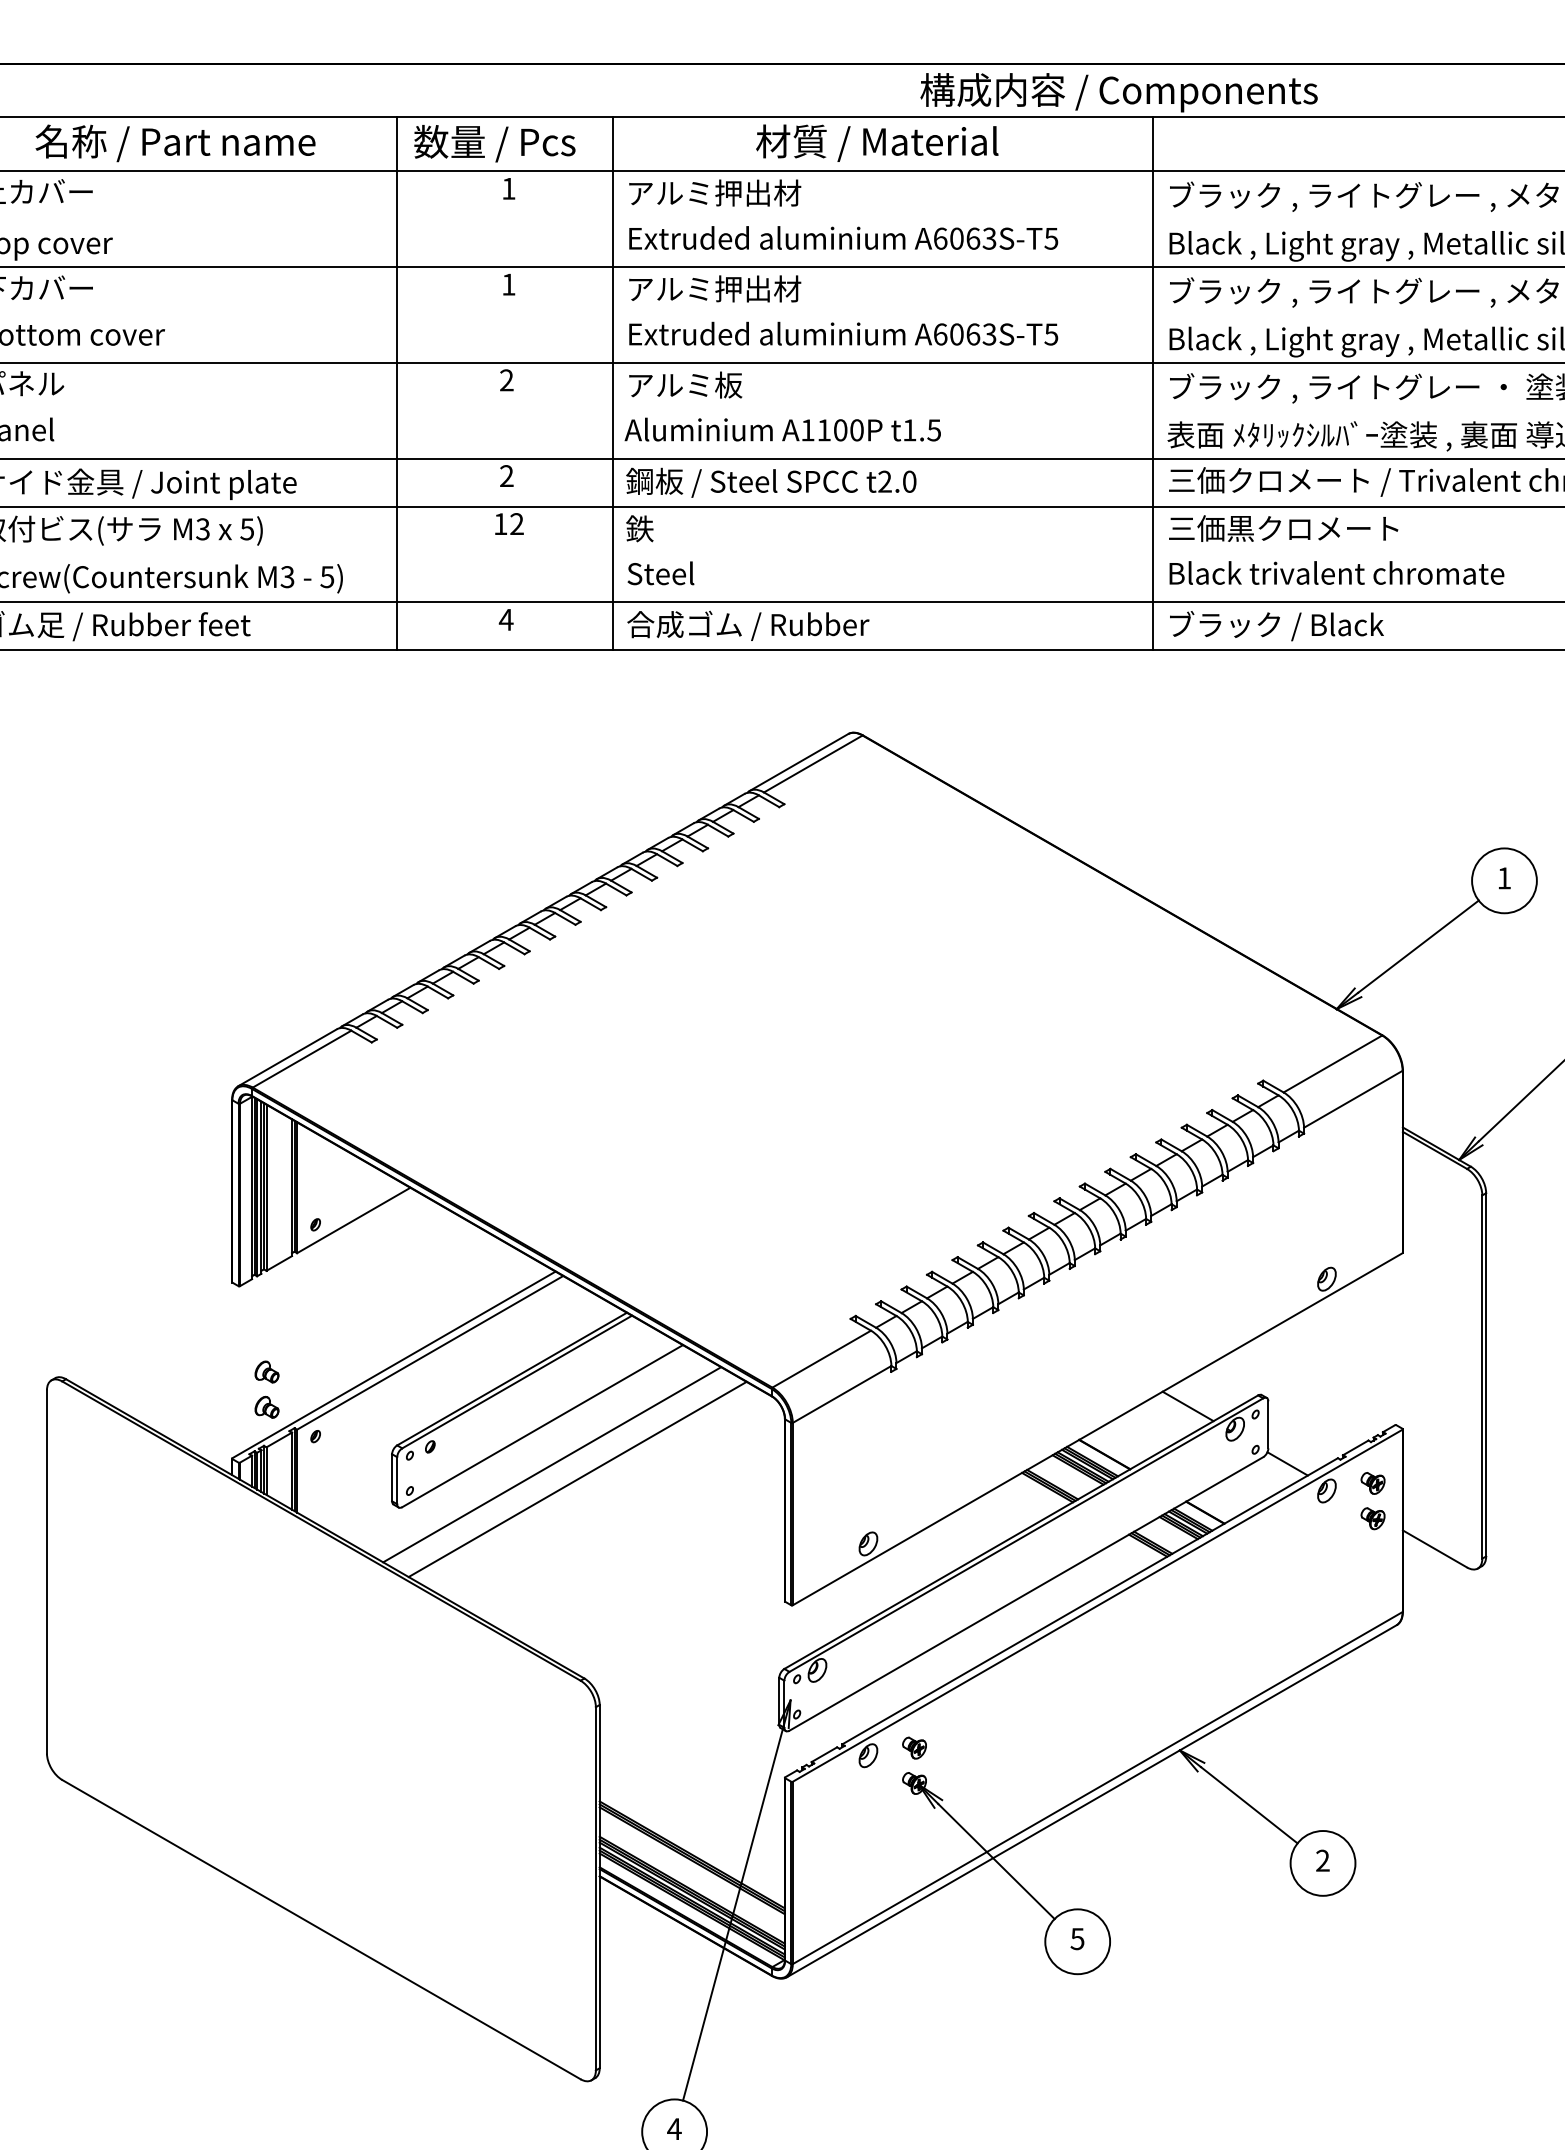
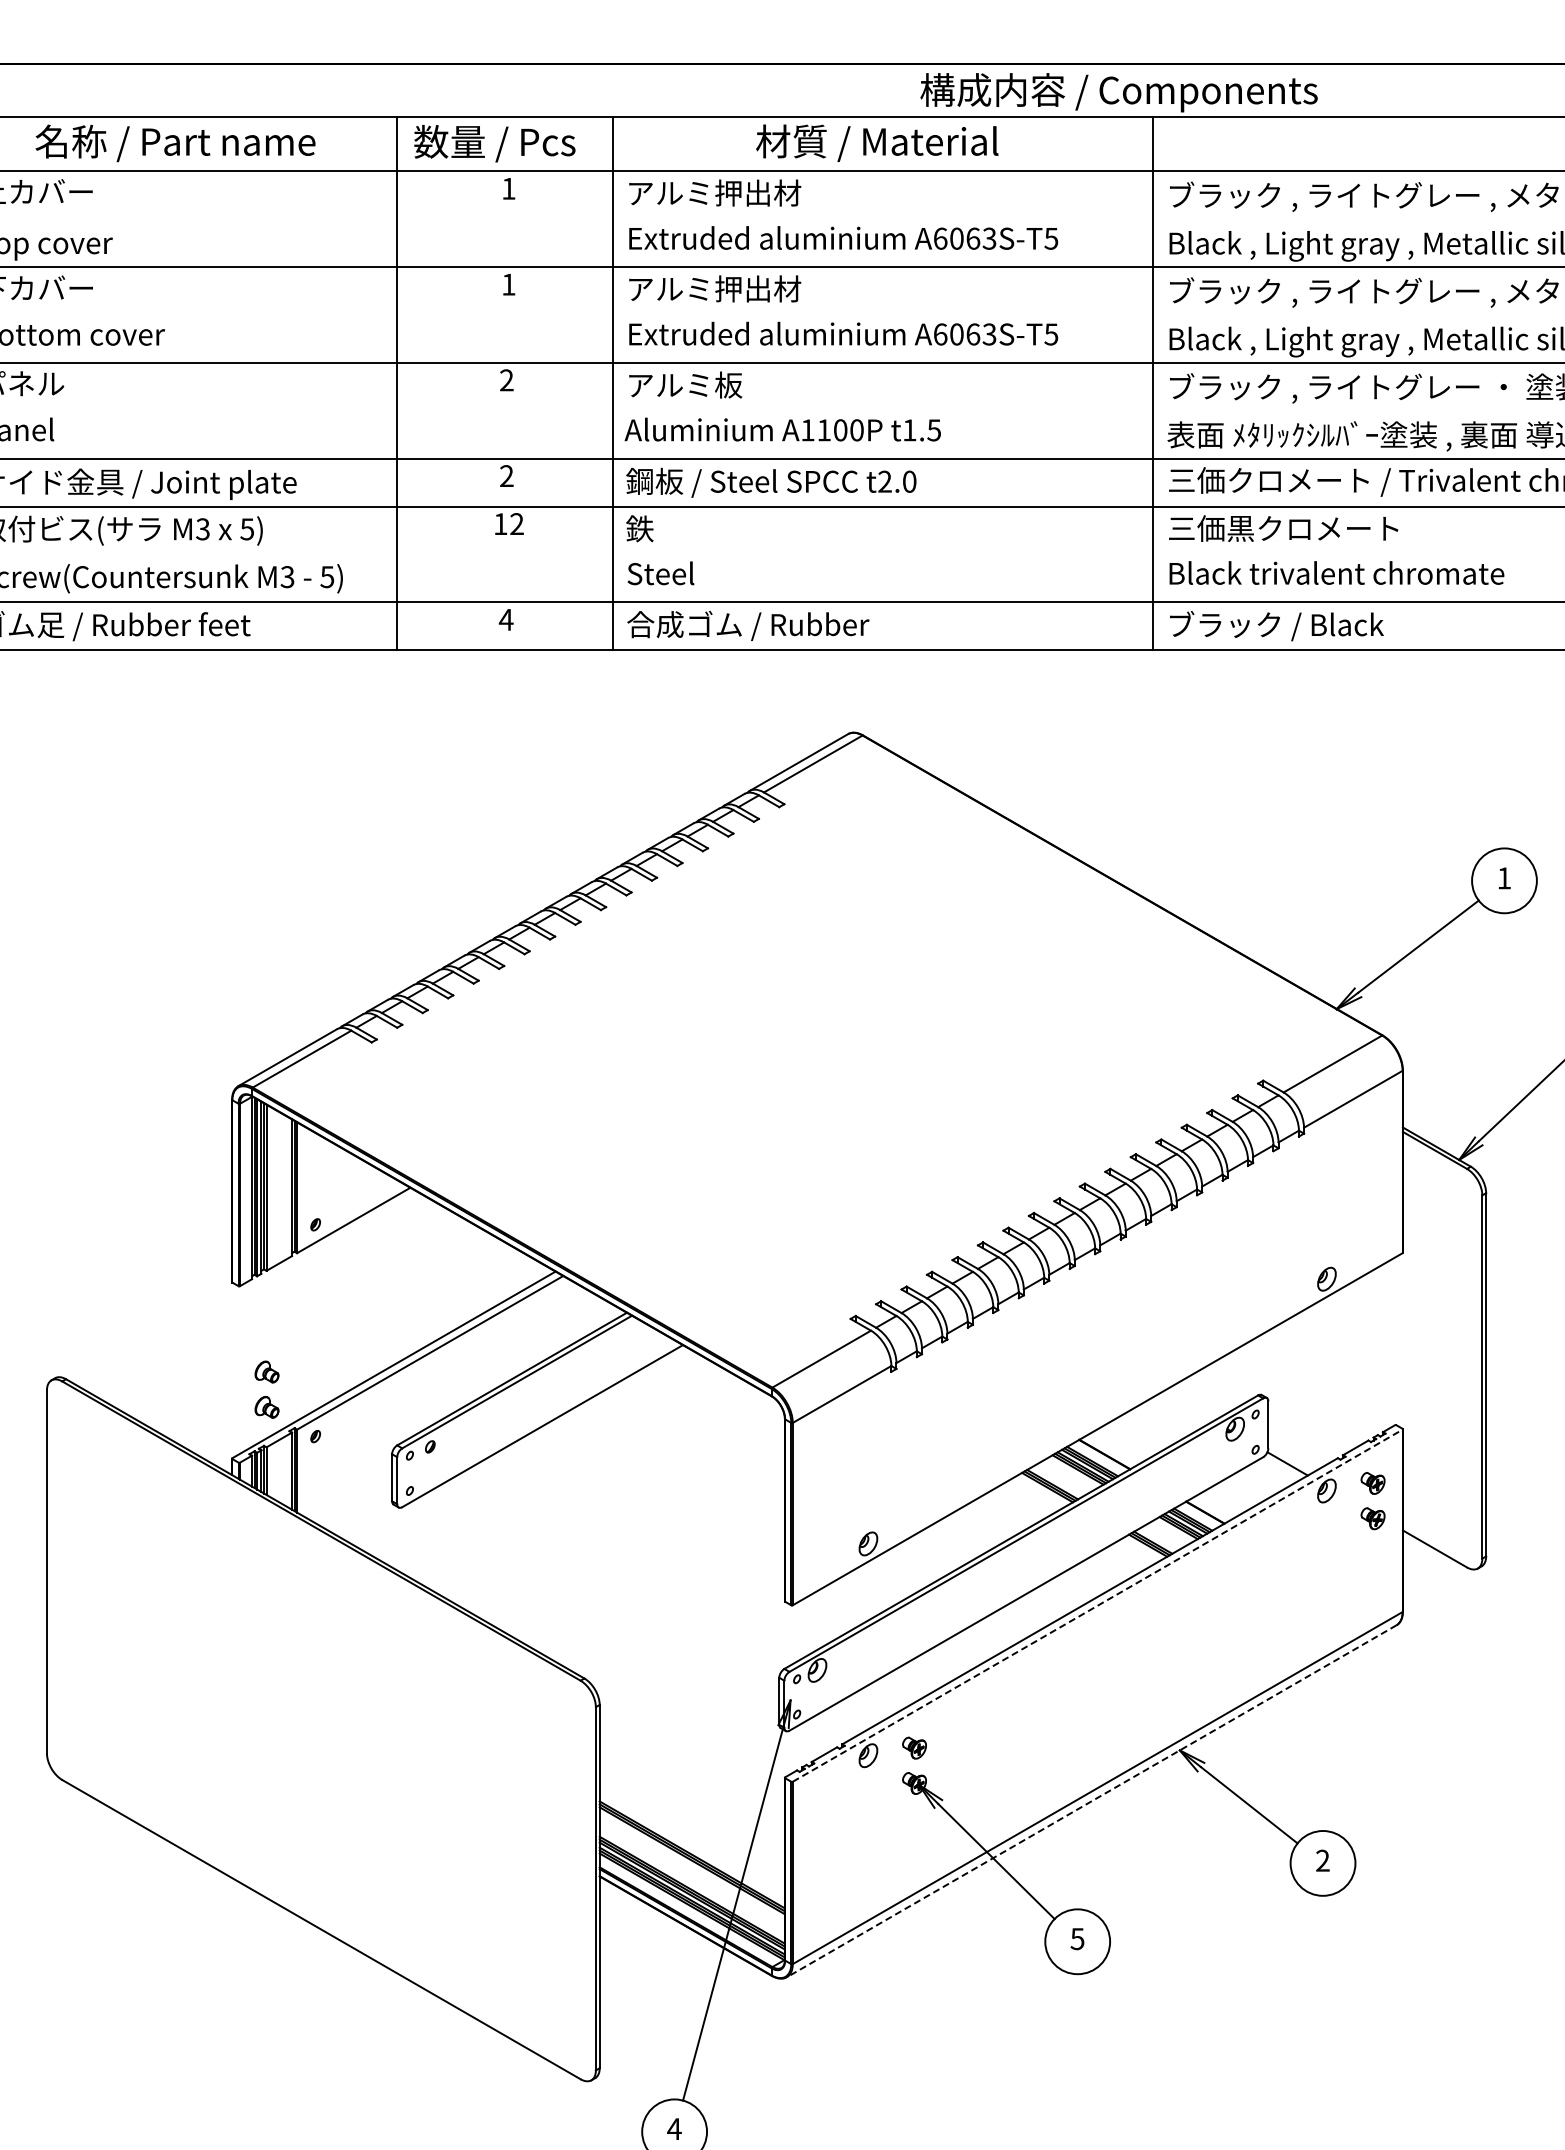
line: present -> none (1187, 1406)
line: present -> none (552, 1464)
line: present -> none (577, 1479)
line: solid -> dashed (1098, 1605)
line: solid -> dashed (1091, 1801)
